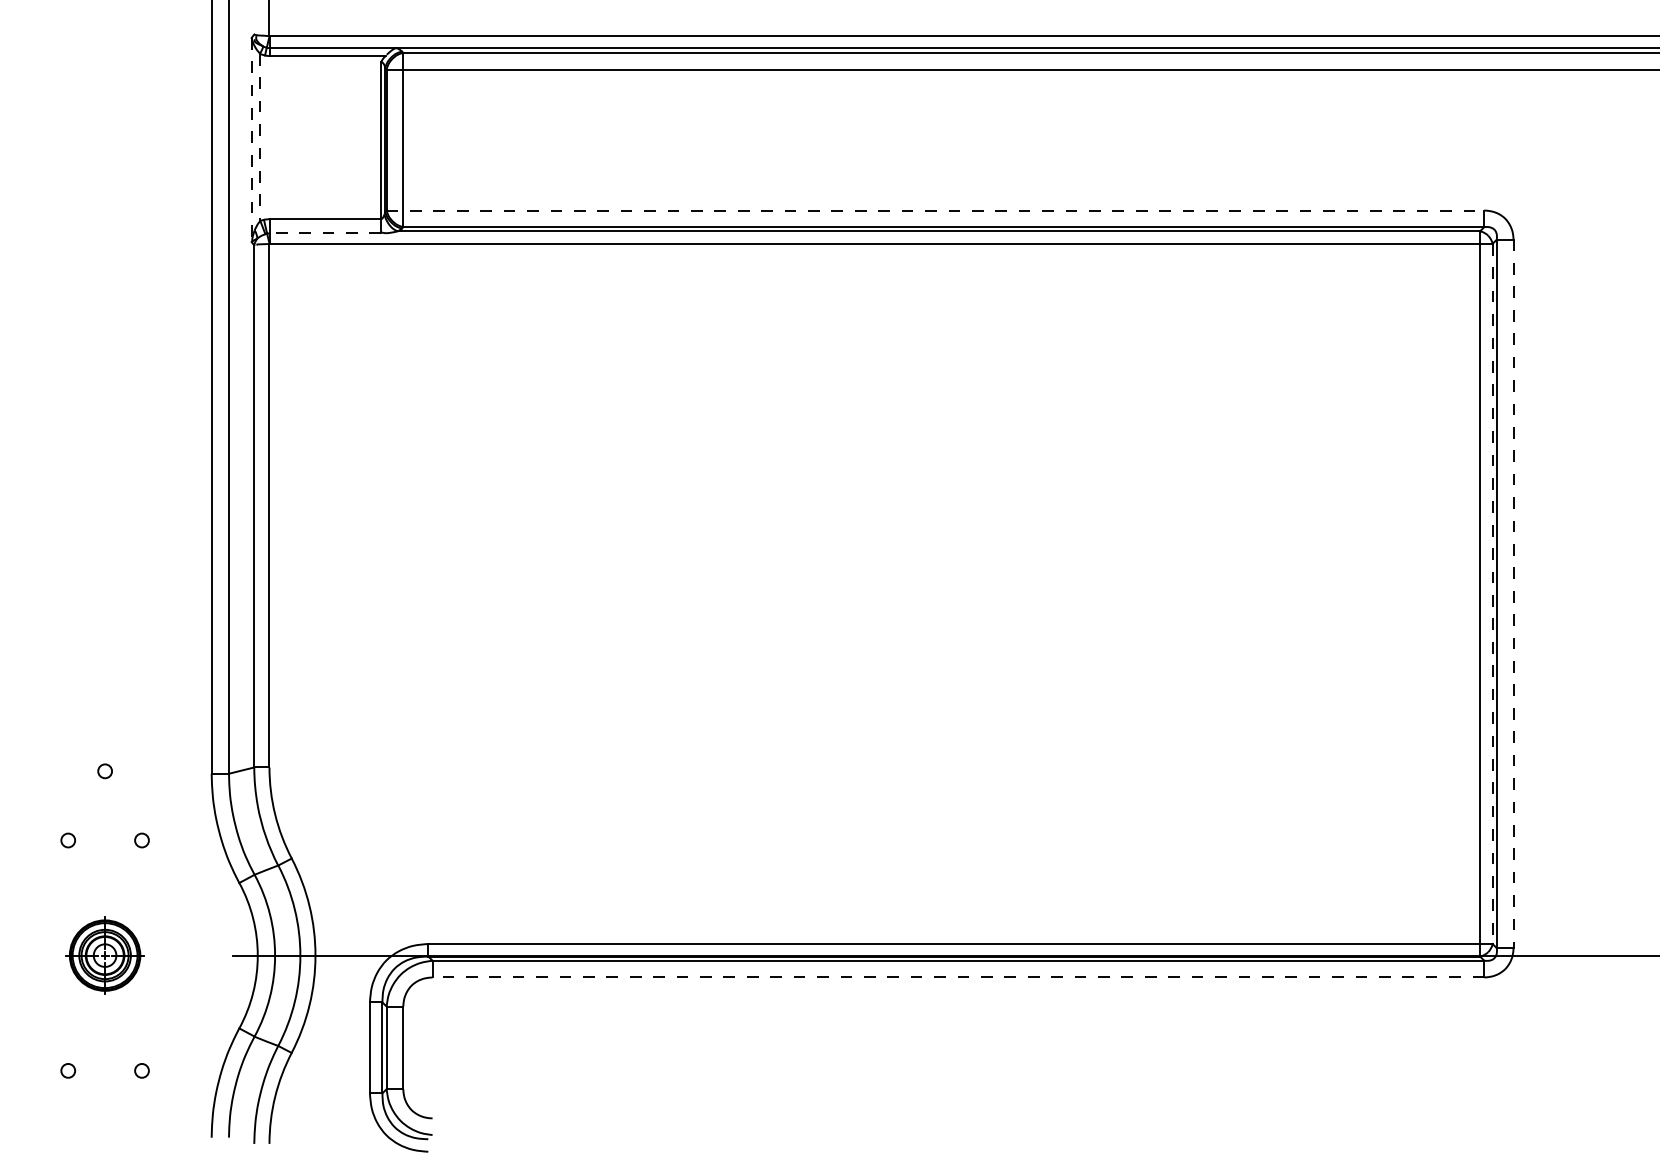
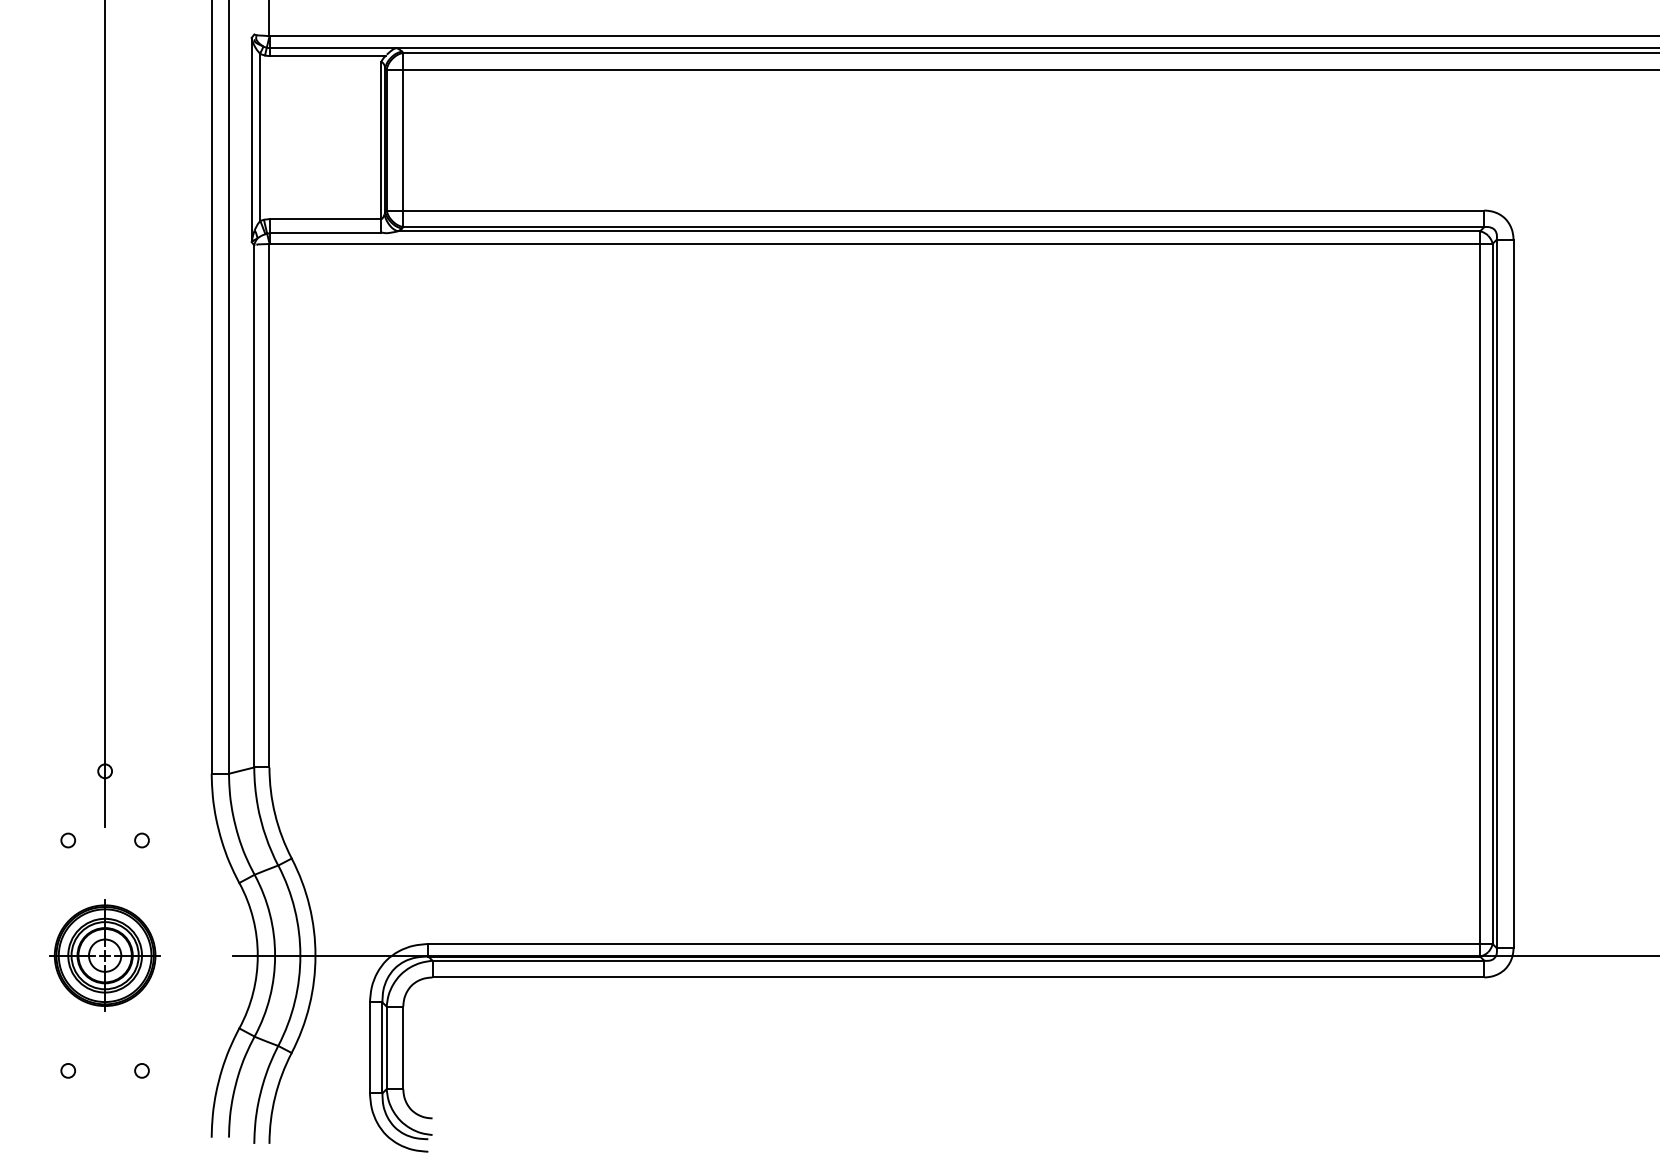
line: dashed -> solid (260, 137)
line: dashed -> solid (251, 140)
line: dashed -> solid (935, 210)
line: dashed -> solid (325, 233)
line: none -> present (105, 414)
line: dashed -> solid (1492, 594)
line: dashed -> solid (1513, 594)
part size: 80x79 px -> 112x113 px (104, 955)
line: dashed -> solid (958, 977)
